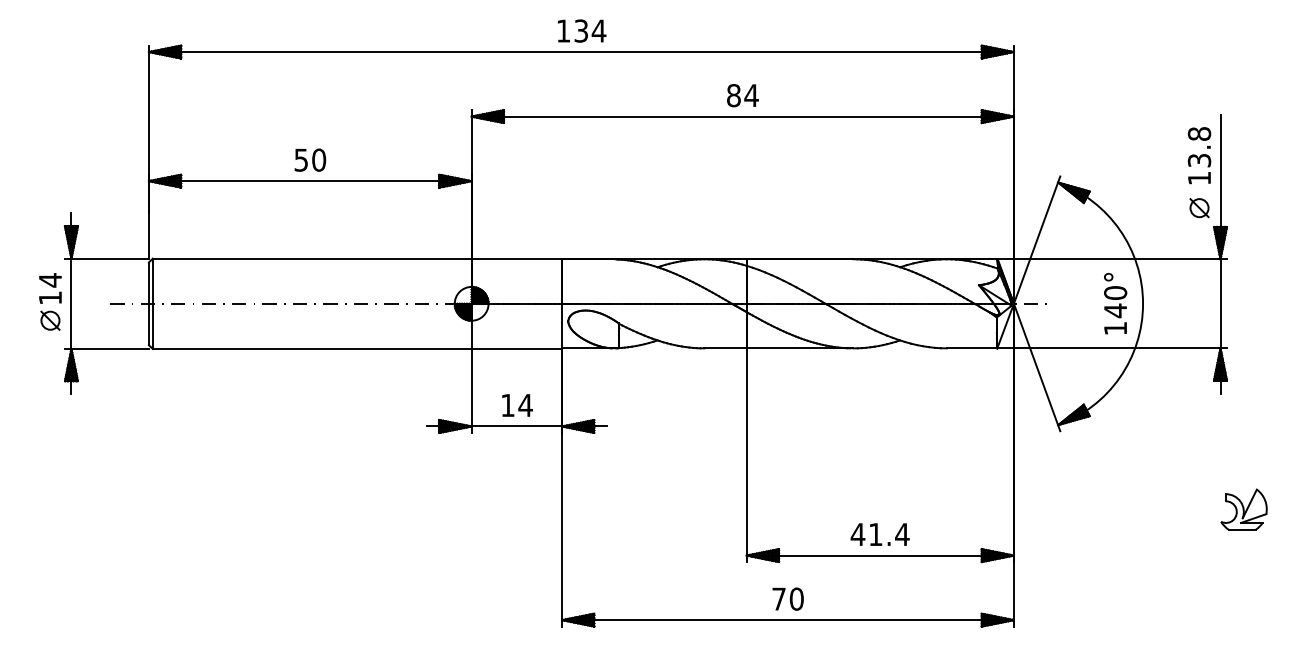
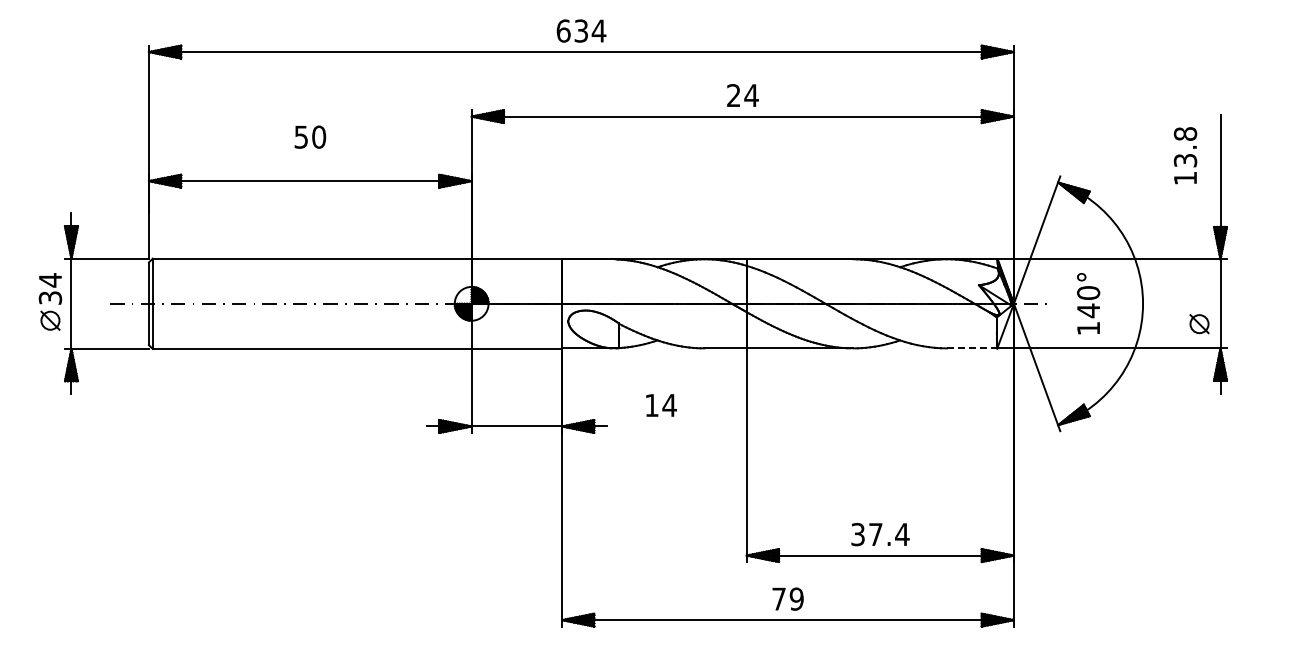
text: 134 -> 634 (563, 30)
text: 84 -> 24 (733, 95)
text position: (1199, 155) -> (1185, 155) (1185, 155)
text position: (310, 159) -> (310, 136) (310, 136)
part position: (1199, 208) -> (1199, 324) (1199, 324)
text: 14 -> 34 (50, 297)
text position: (1115, 303) -> (1088, 303) (1088, 303)
line: solid -> dashed (972, 348)
text position: (517, 405) -> (661, 405) (661, 405)
part: present -> none (1243, 509)
text: 41.4 -> 37.4 (866, 534)
text: 70 -> 79 (796, 598)
